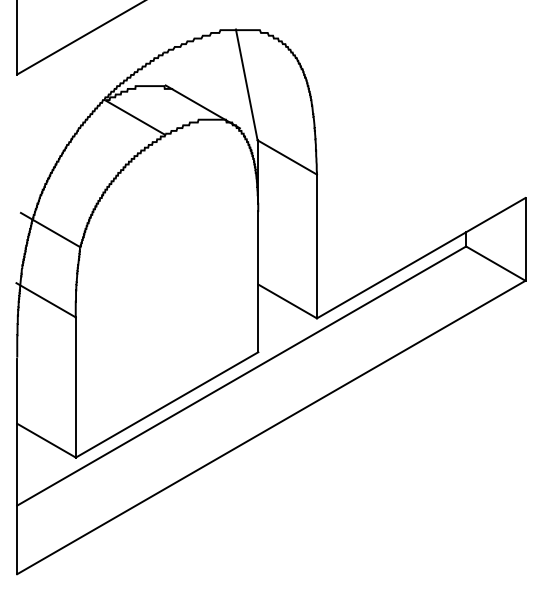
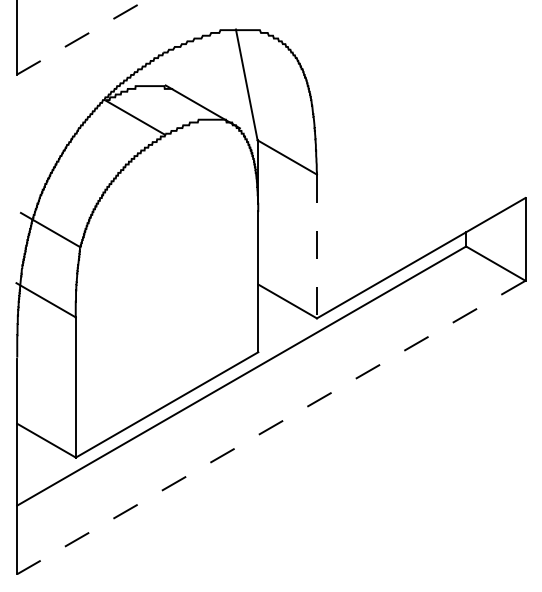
line: solid -> dashed (81, 37)
line: solid -> dashed (316, 246)
line: solid -> dashed (270, 427)
